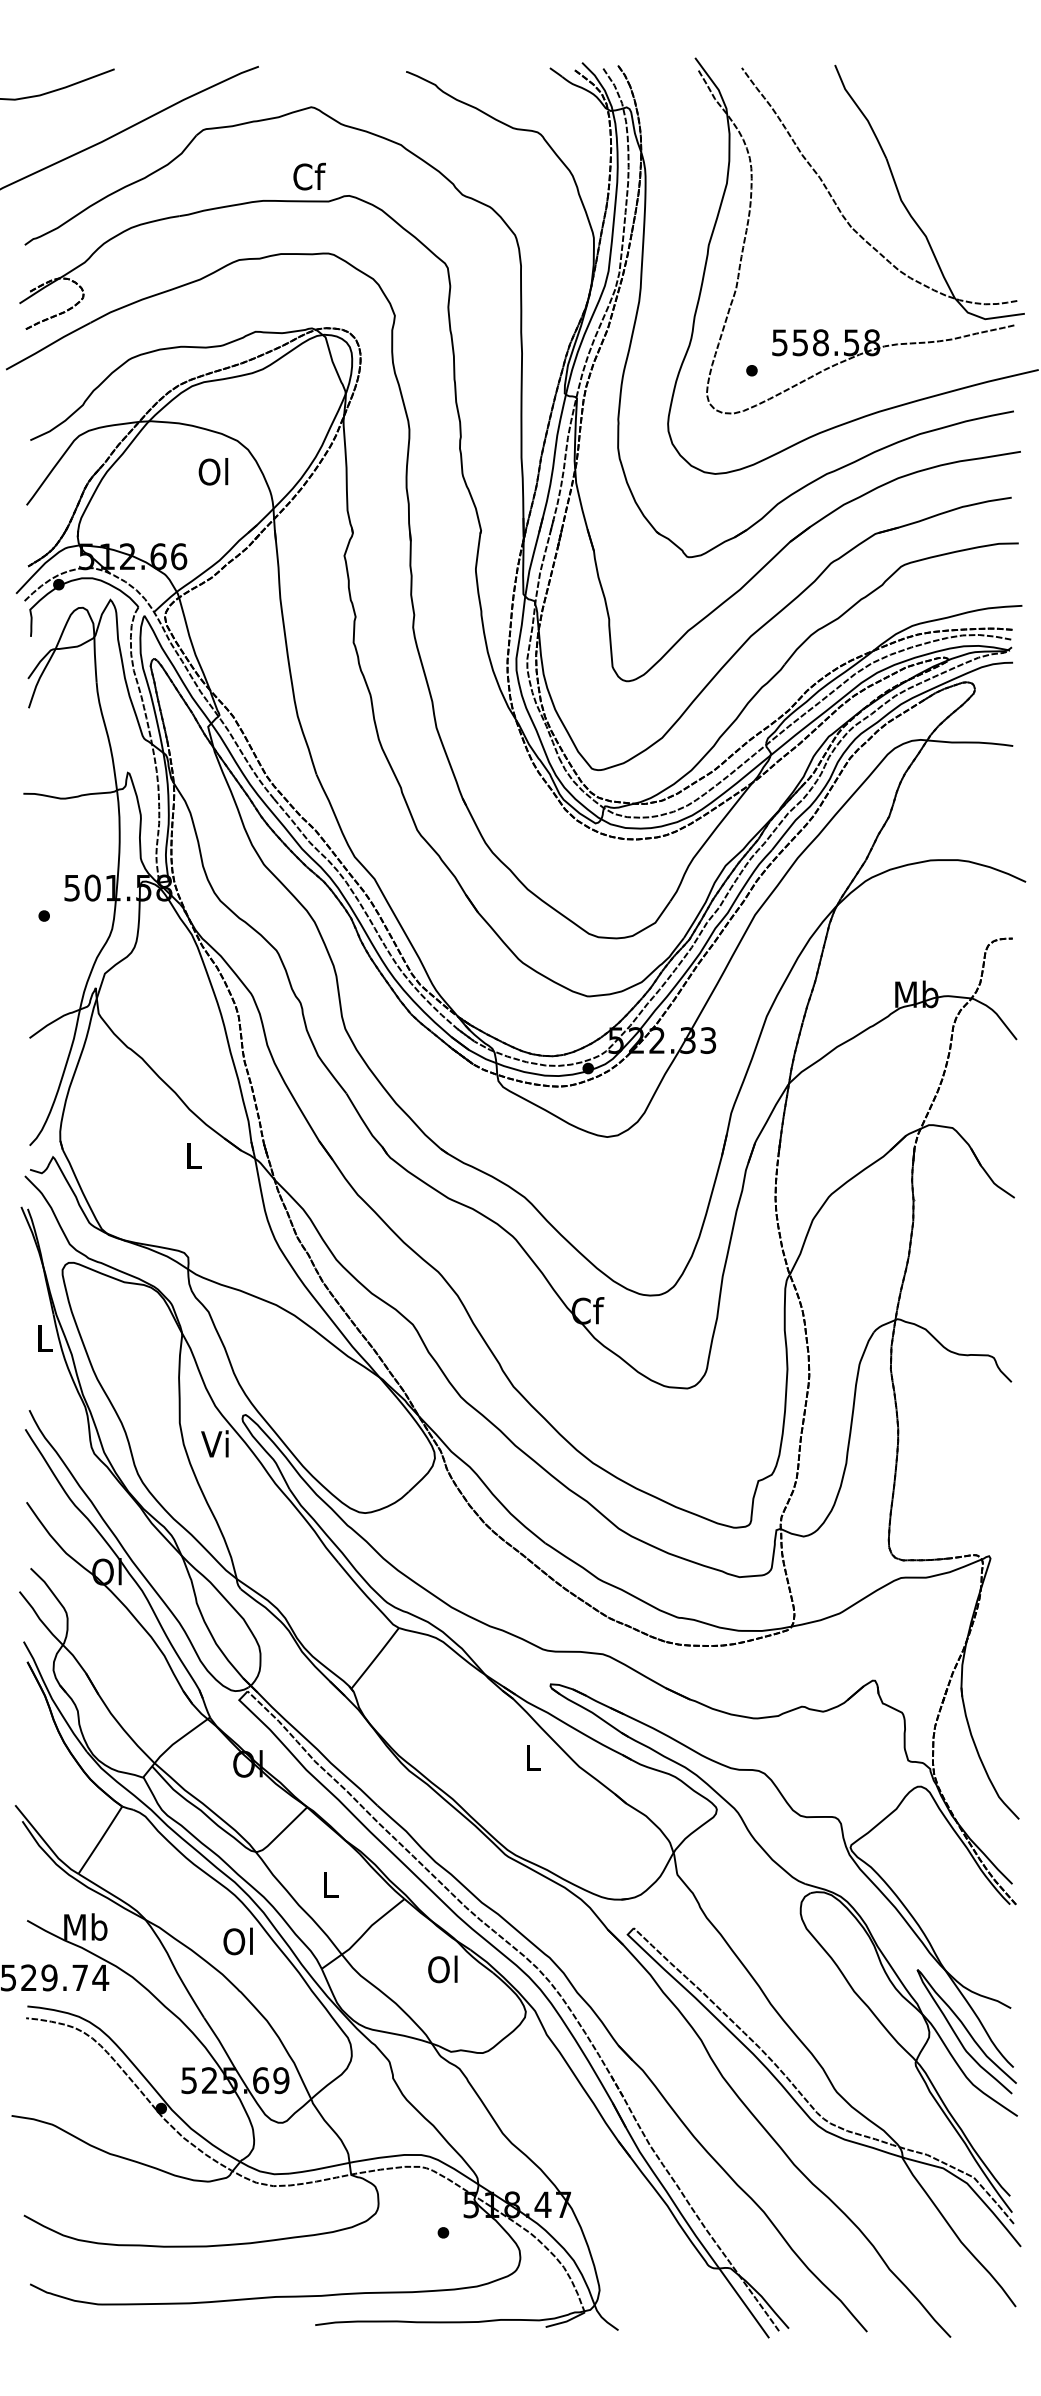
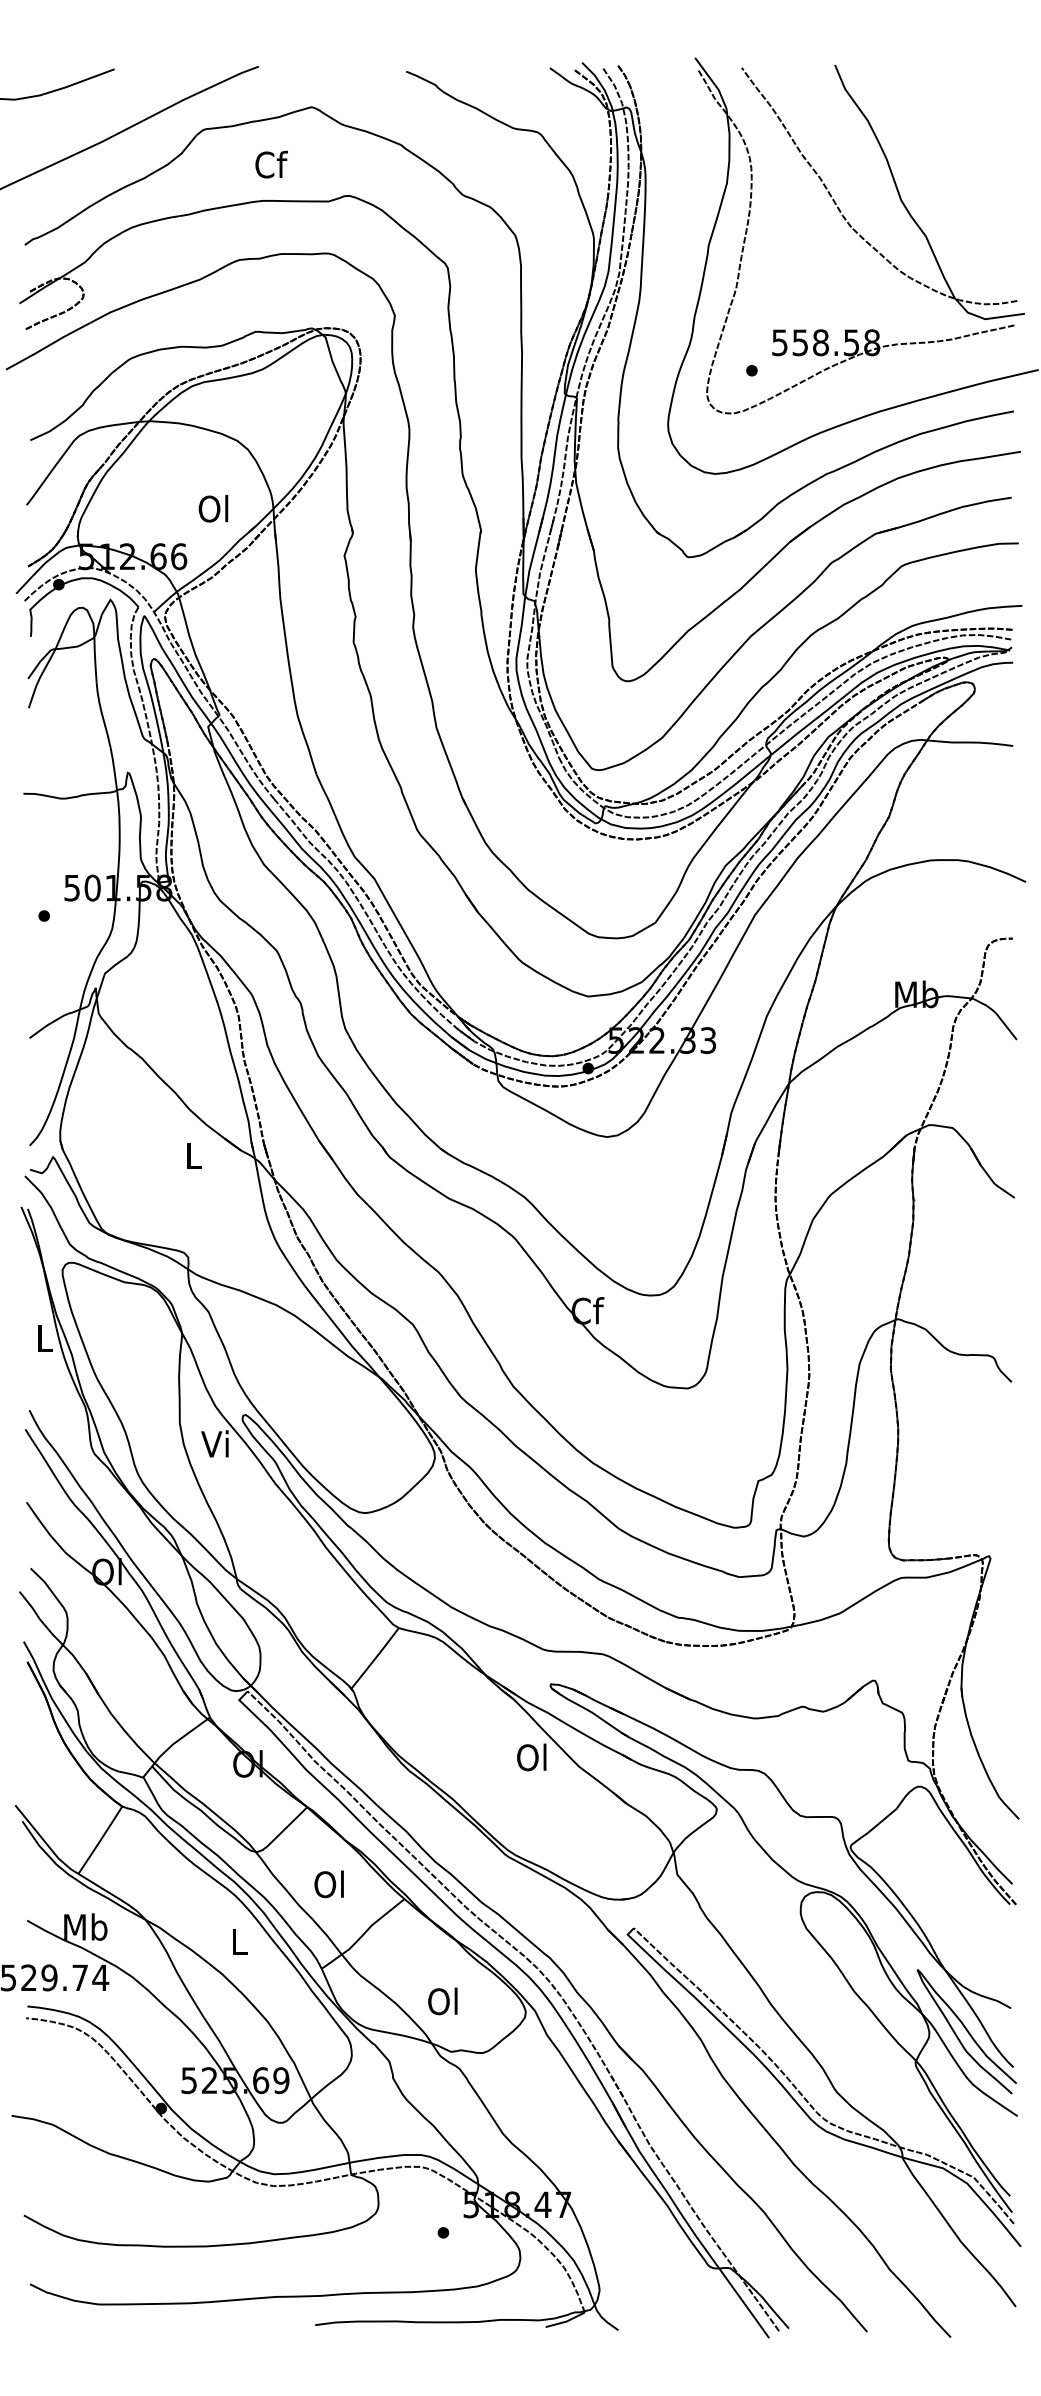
text position: (309, 176) -> (271, 164) (271, 164)
text position: (213, 471) -> (213, 508) (213, 508)
text: L -> Ol (531, 1757)
text: L -> Ol (328, 1884)
text: Ol -> L (237, 1941)
text position: (442, 1969) -> (442, 2001) (442, 2001)
